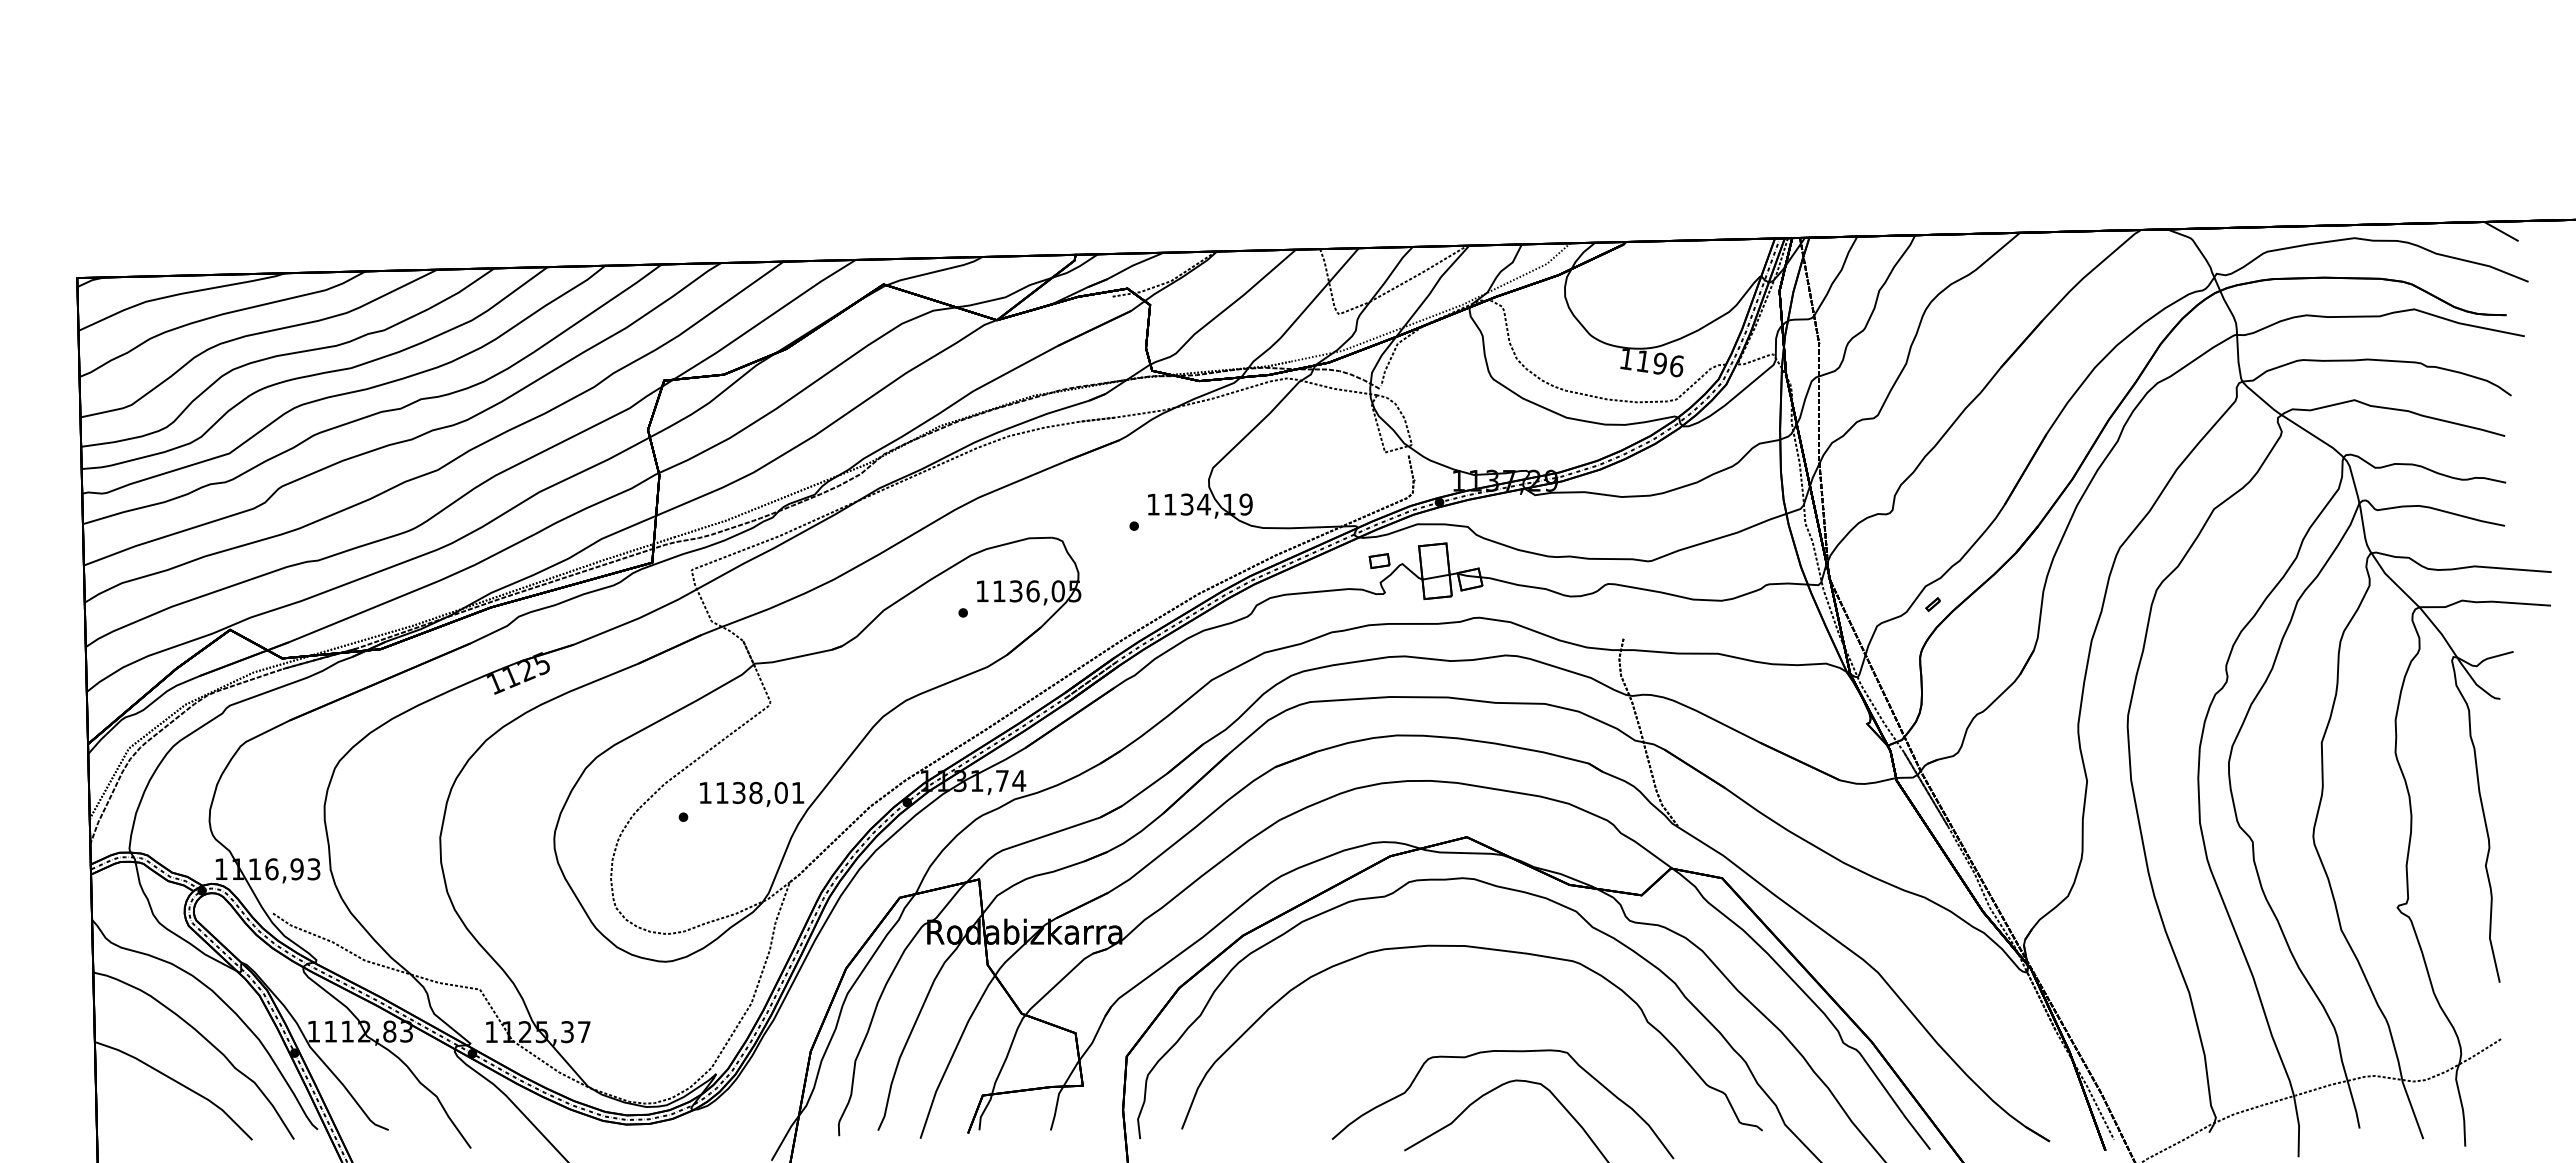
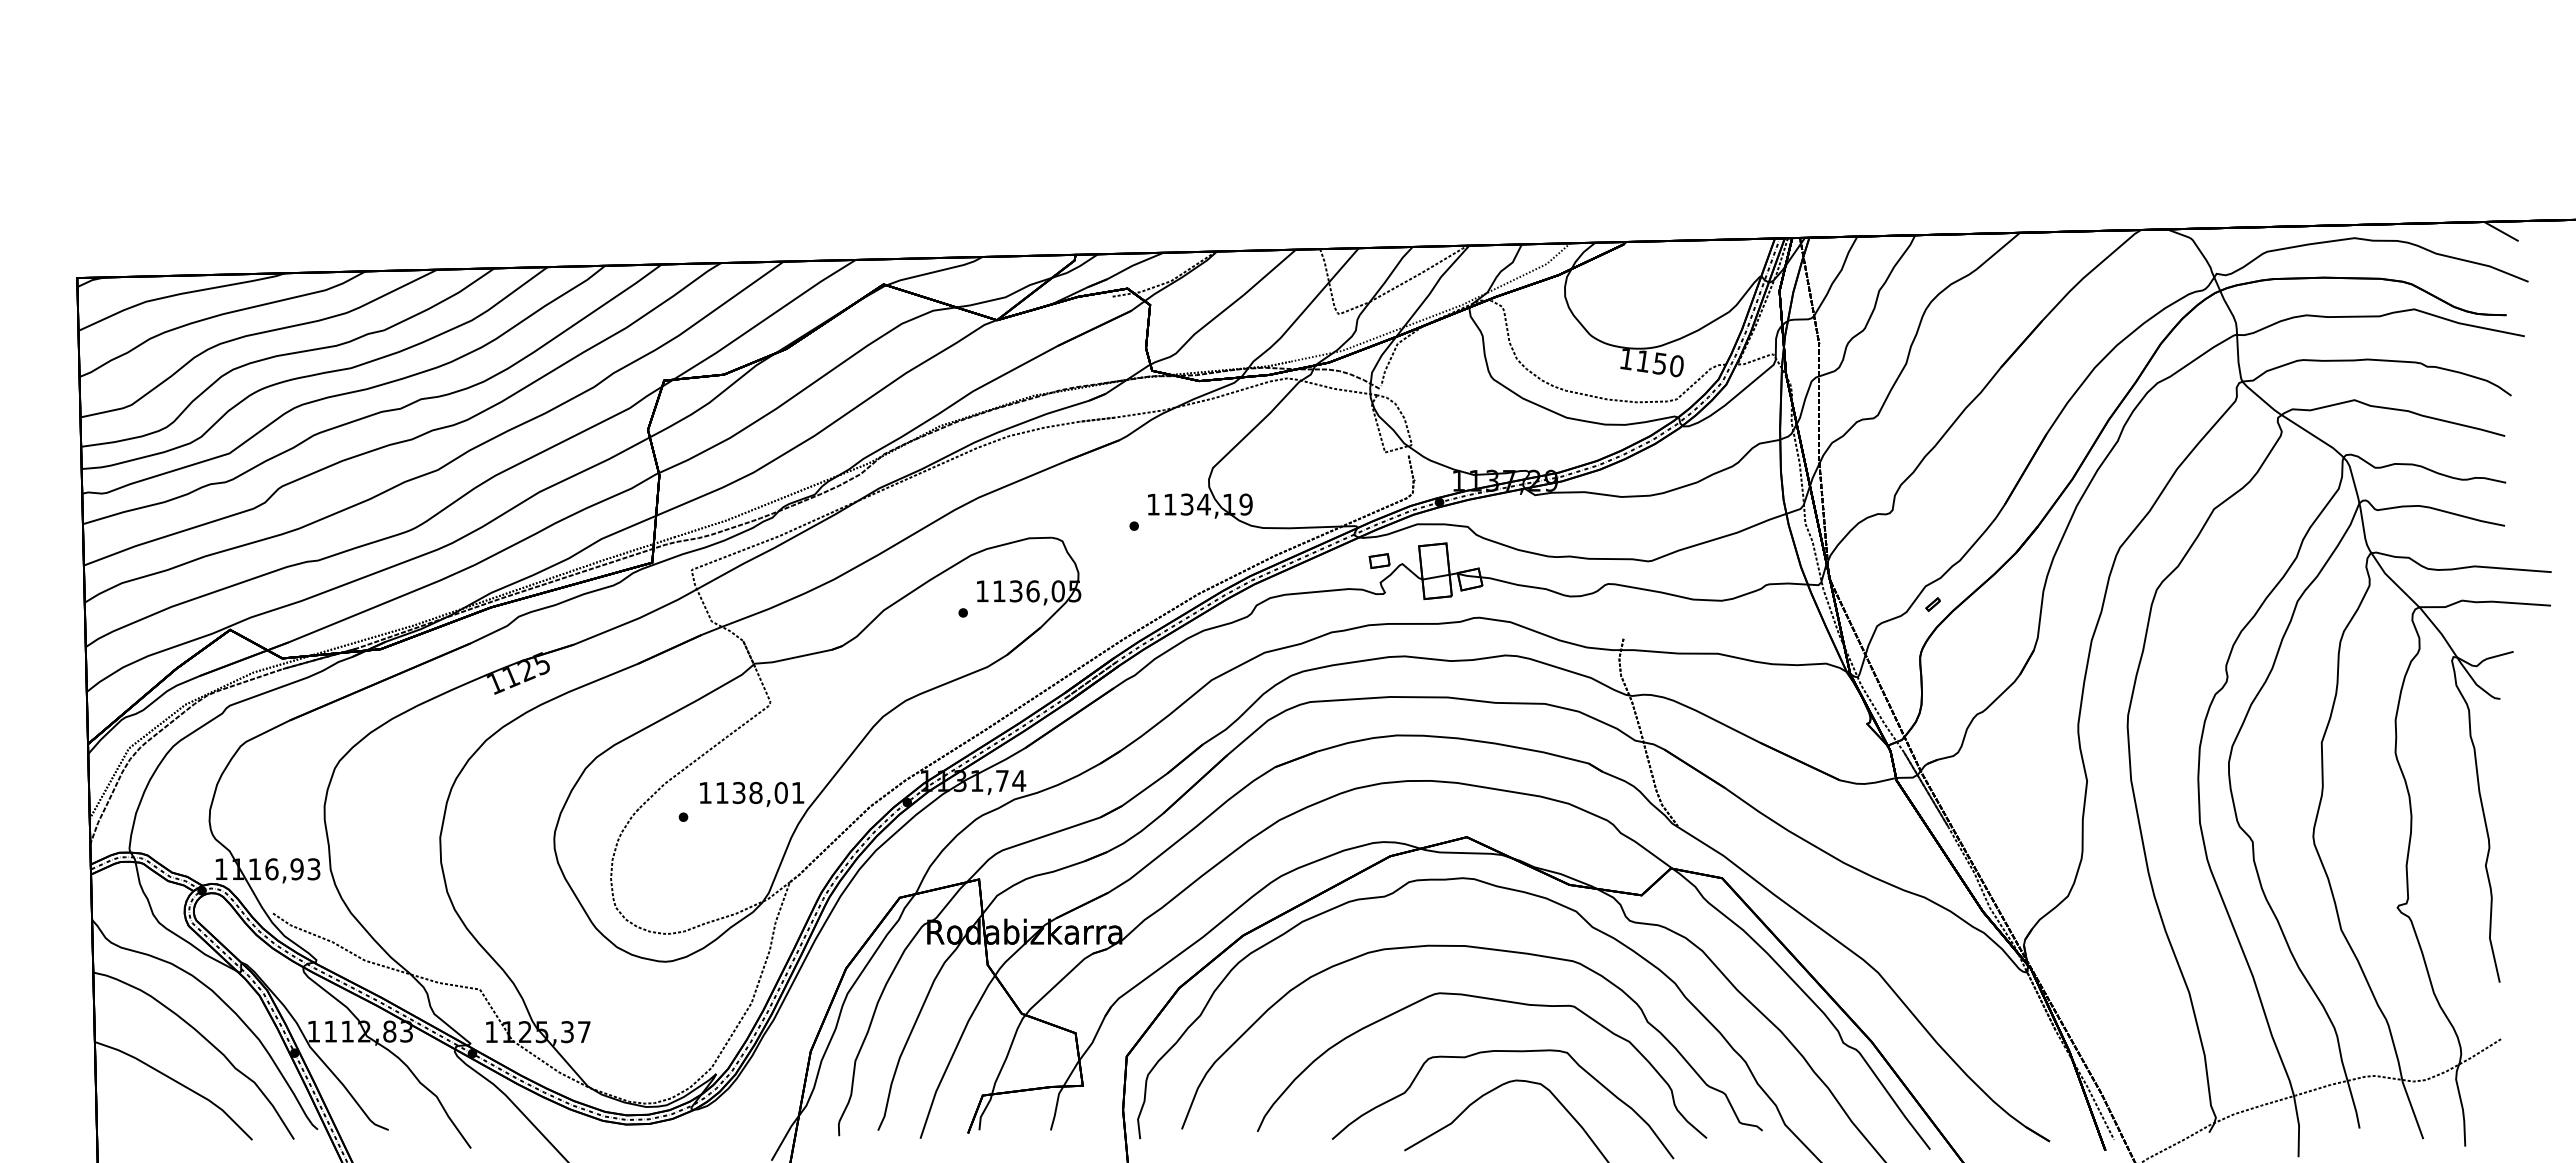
text: 1196 -> 1150 (1667, 364)
curve: none -> present (1492, 1000)
